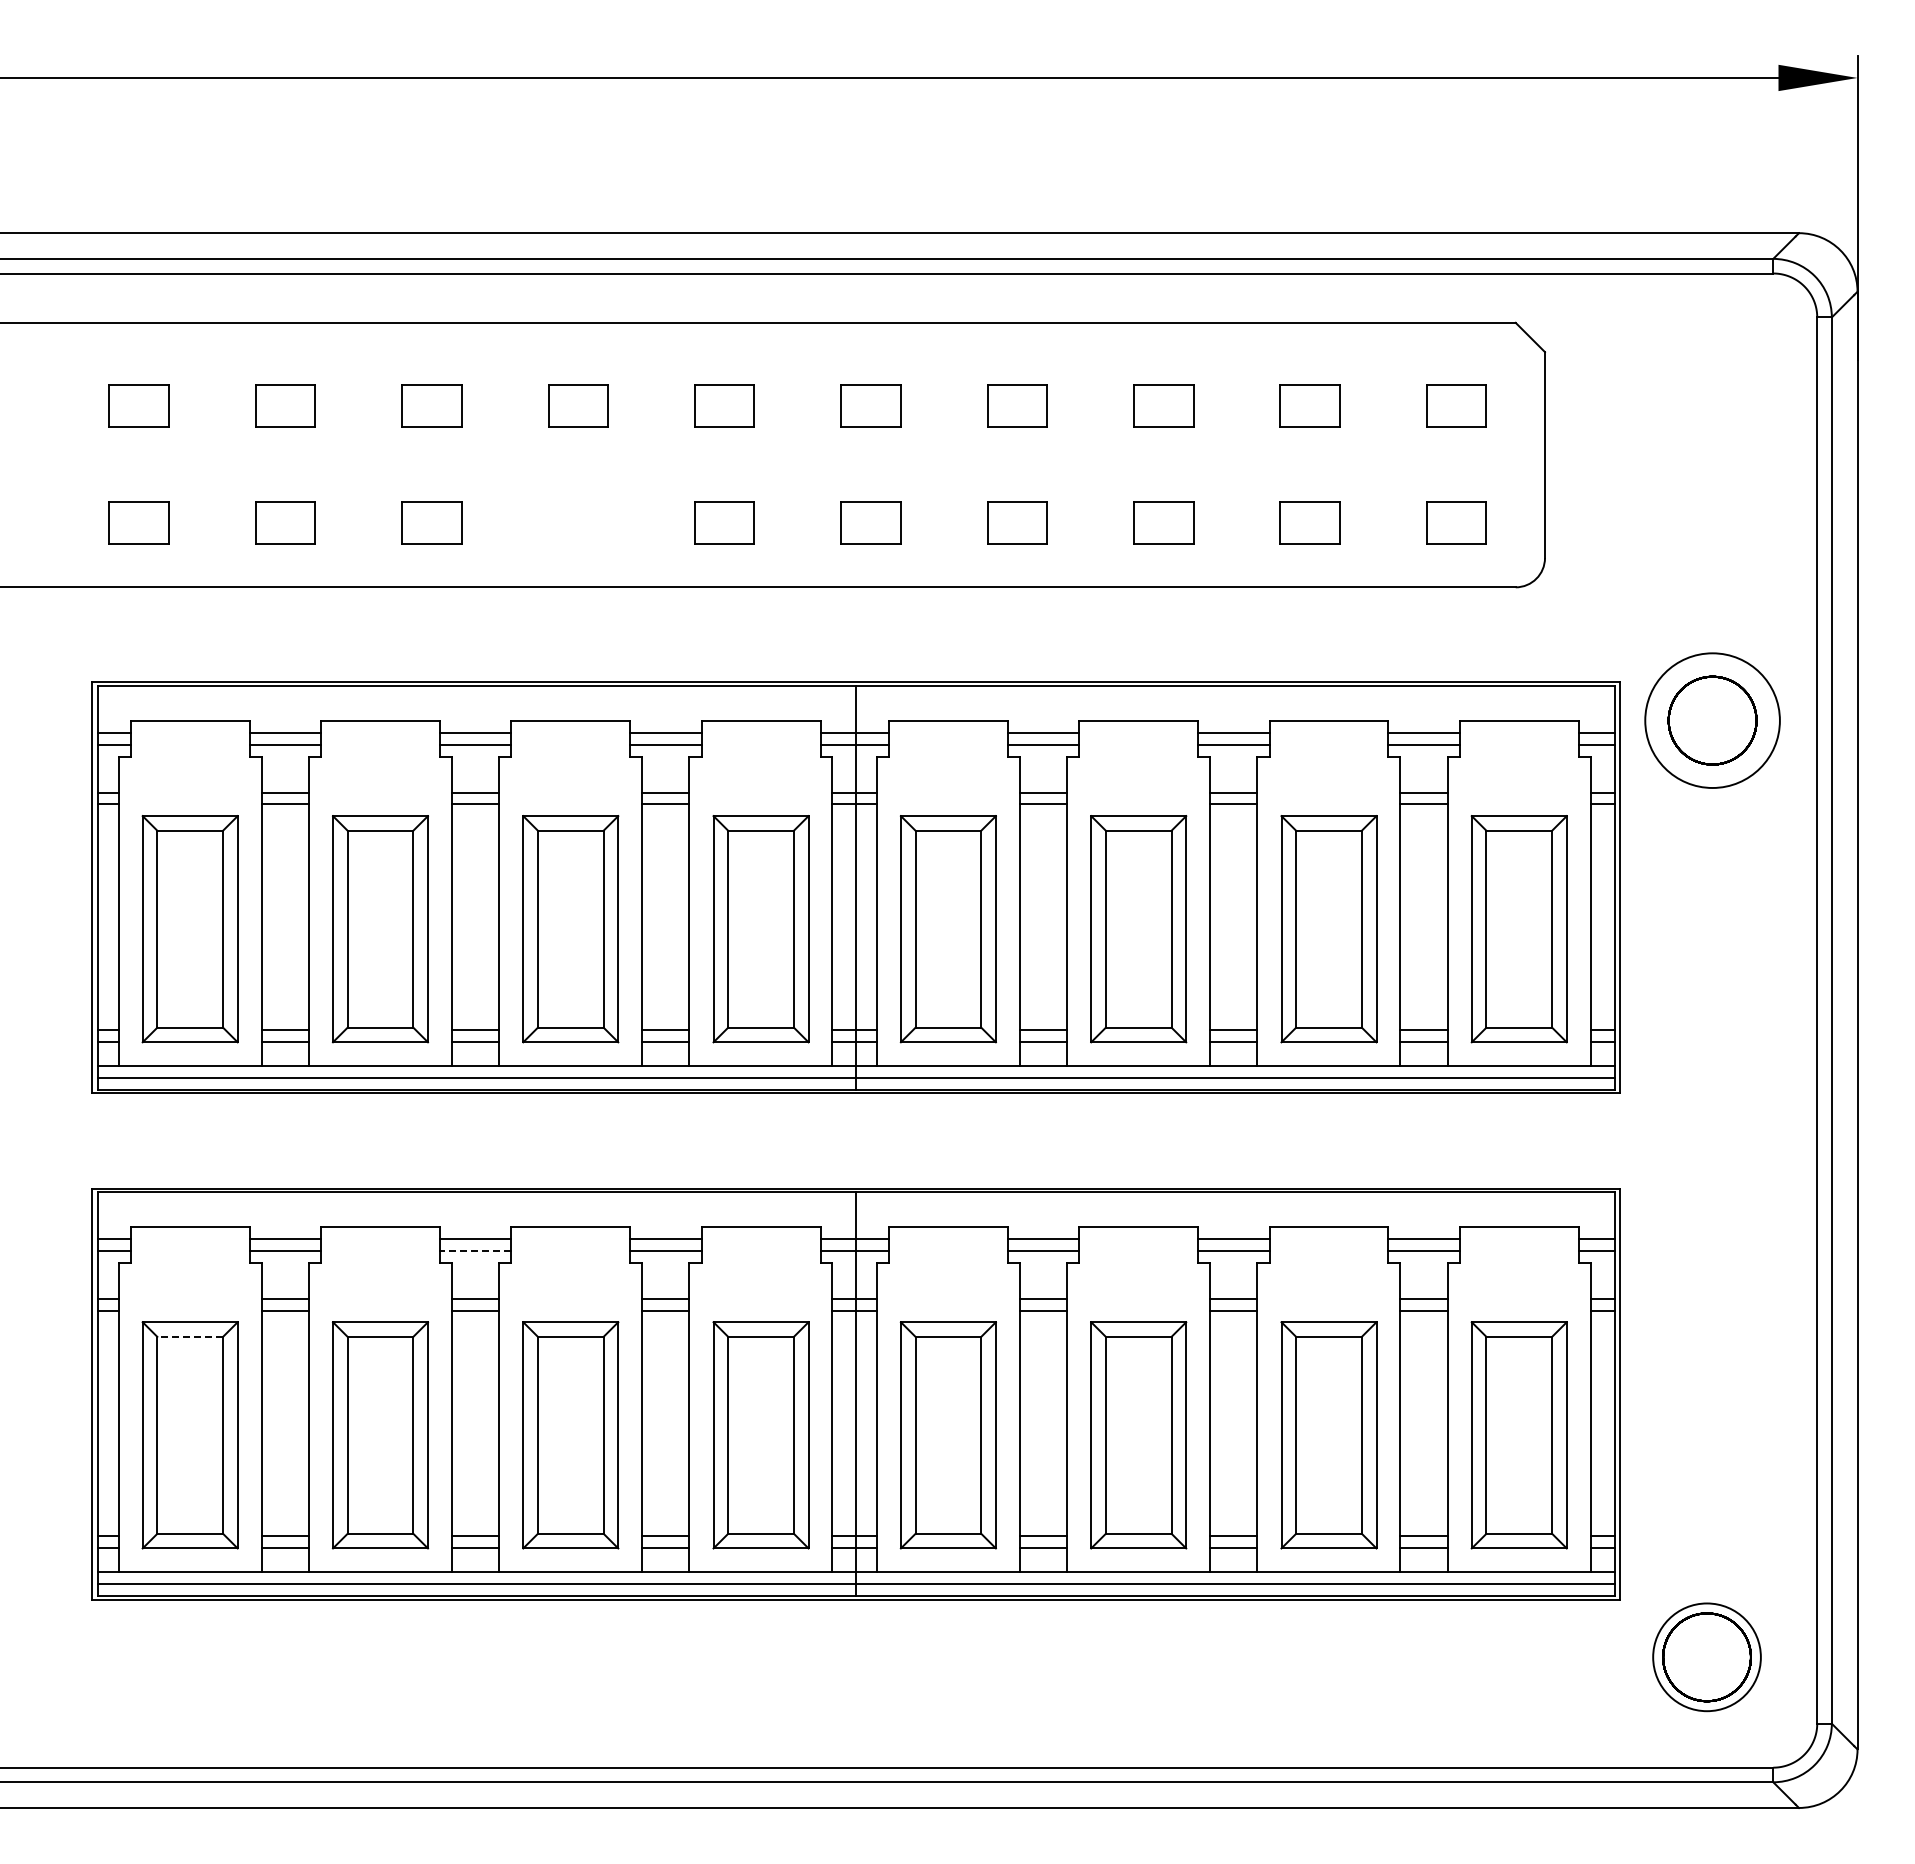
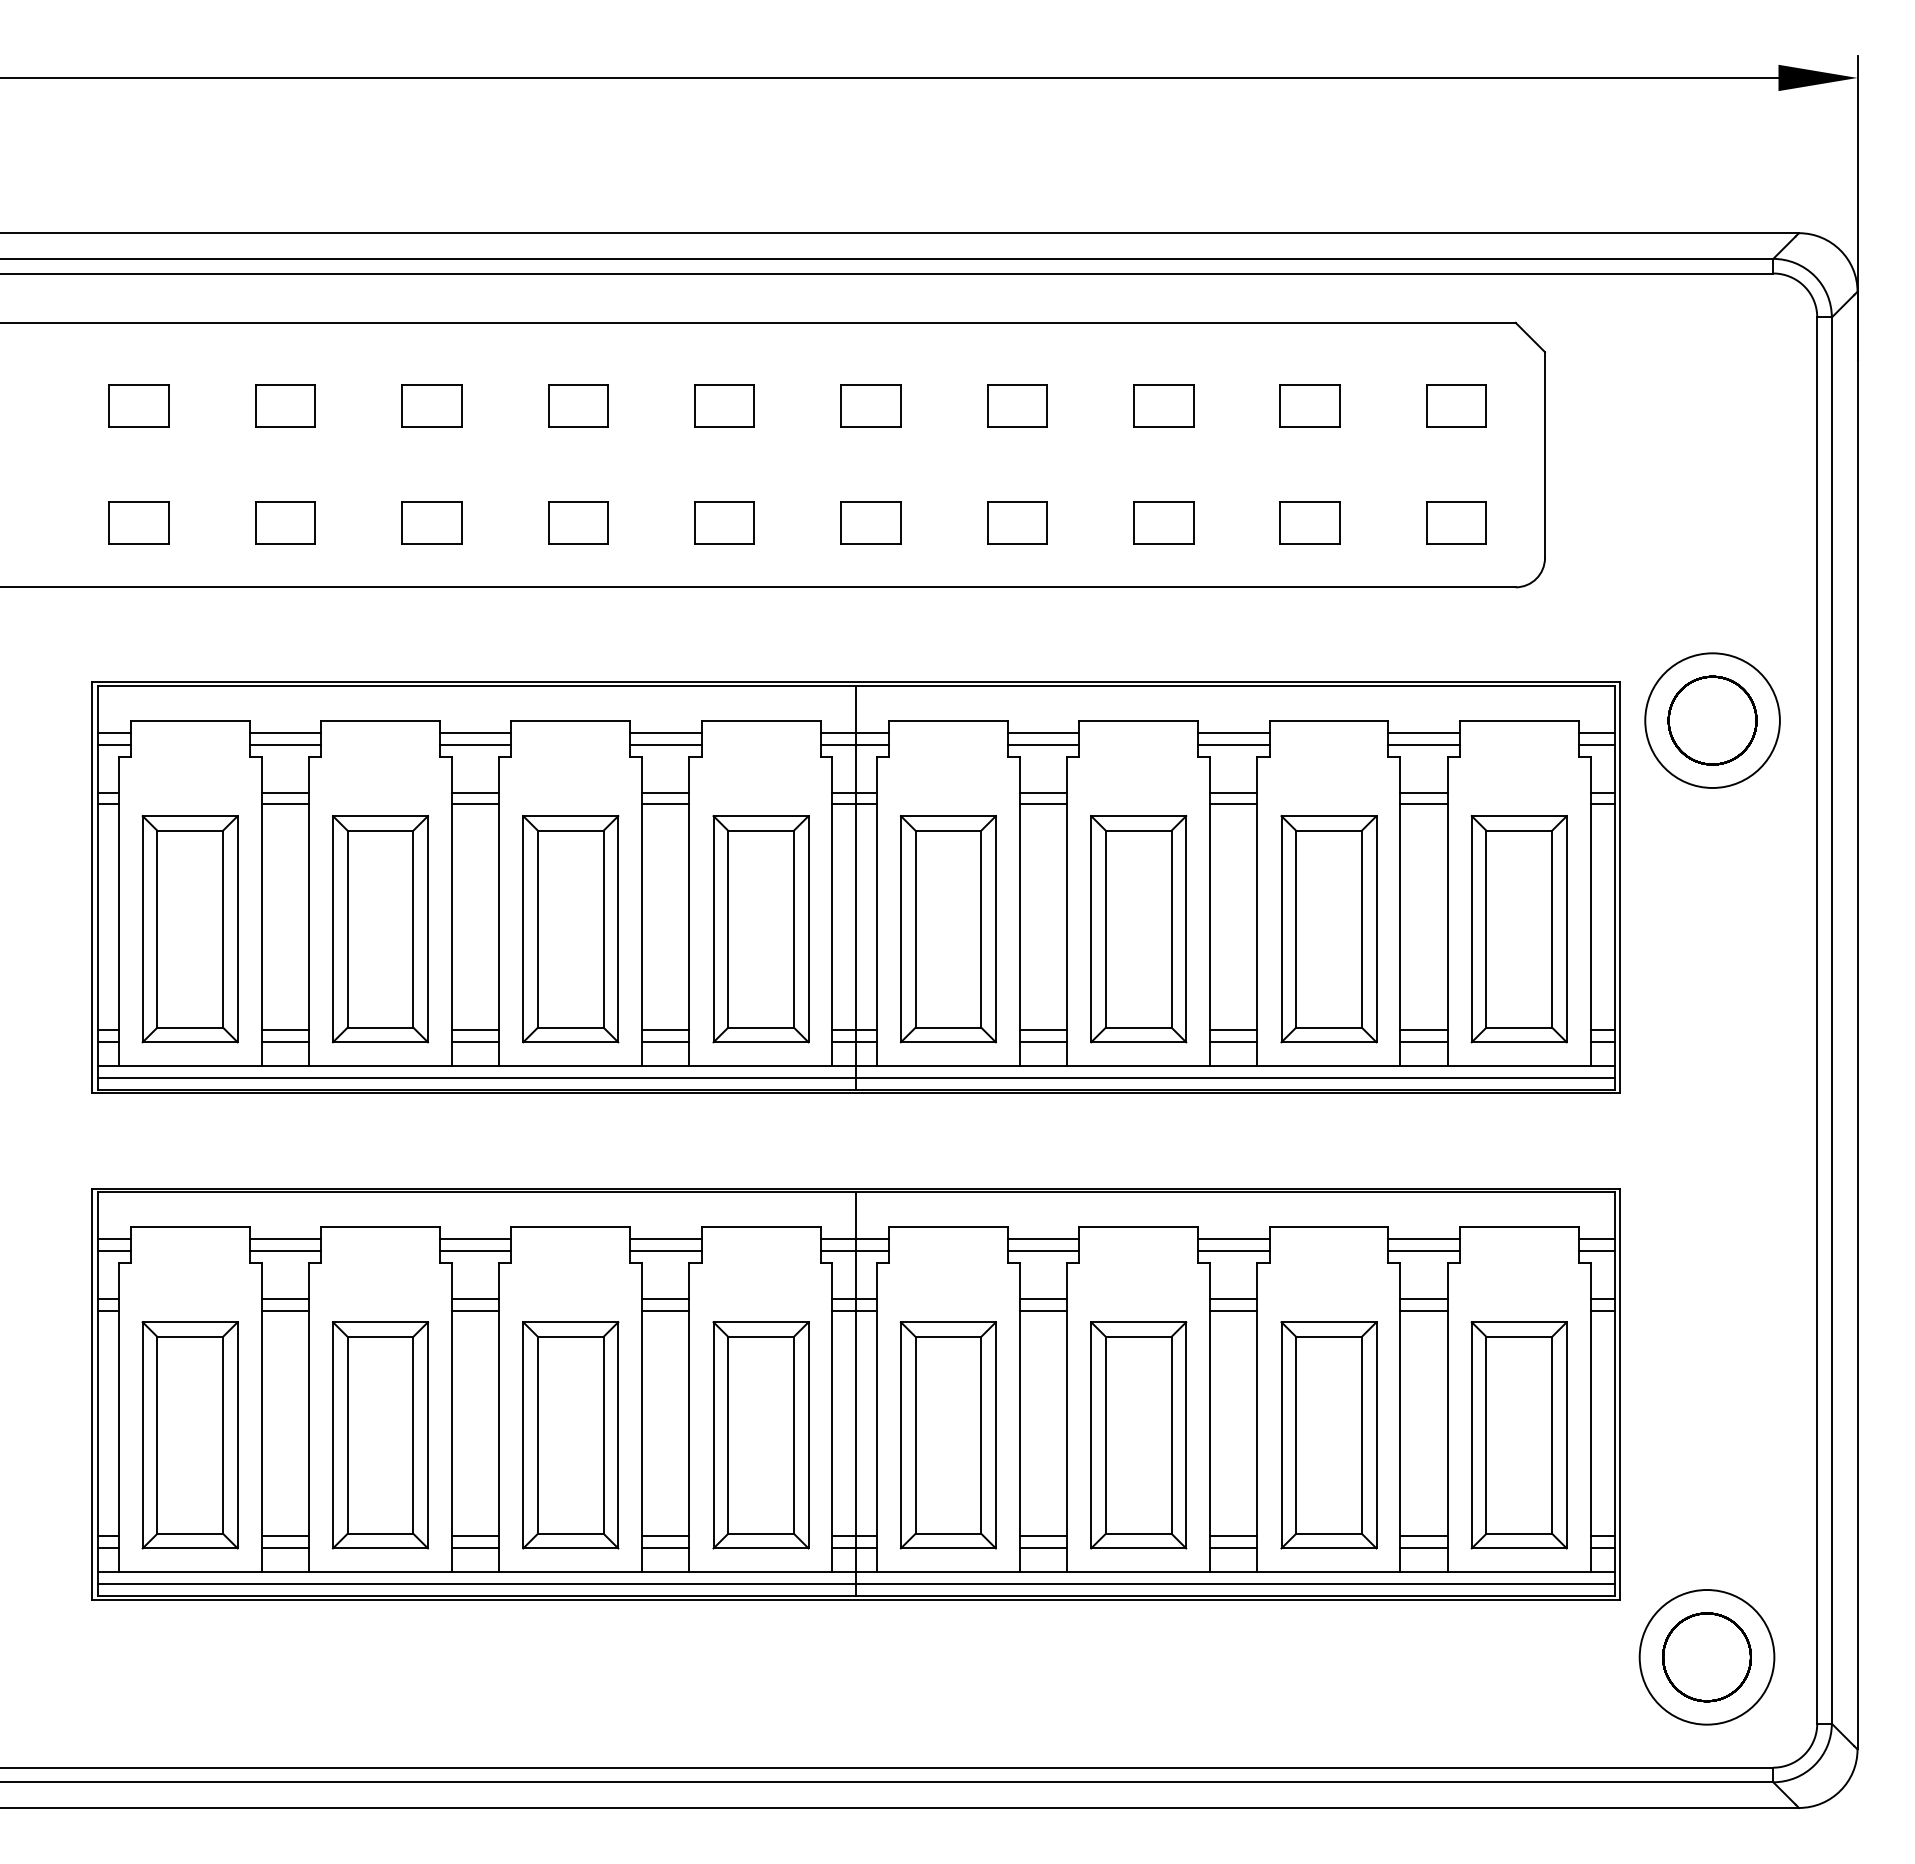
part: none -> present (578, 522)
line: dashed -> solid (475, 1251)
line: dashed -> solid (190, 1336)
circle diameter: 108 px -> 135 px (1706, 1657)
